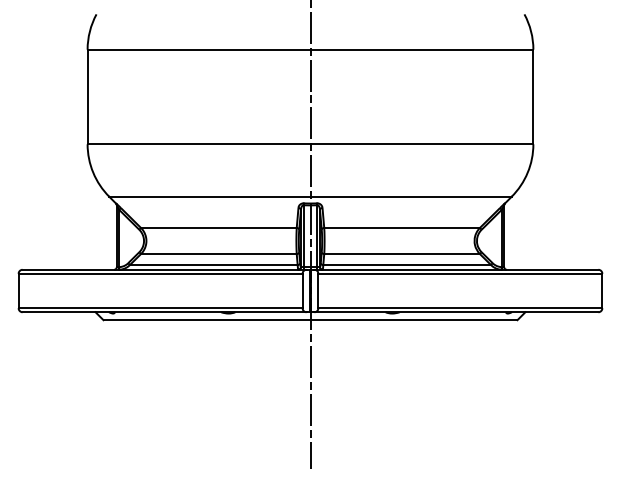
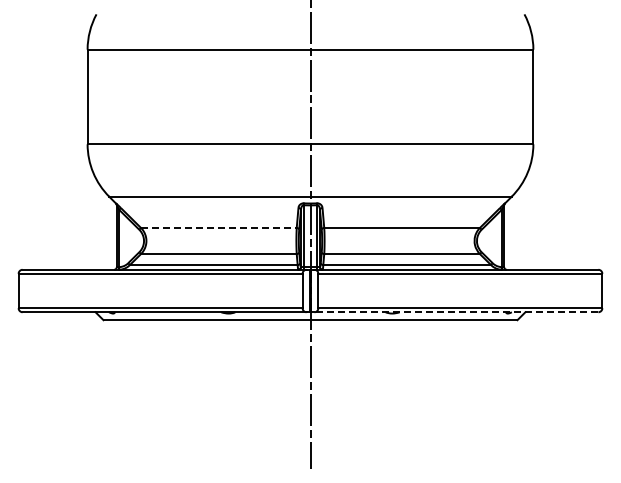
line: solid -> dashed (218, 227)
line: solid -> dashed (456, 312)
